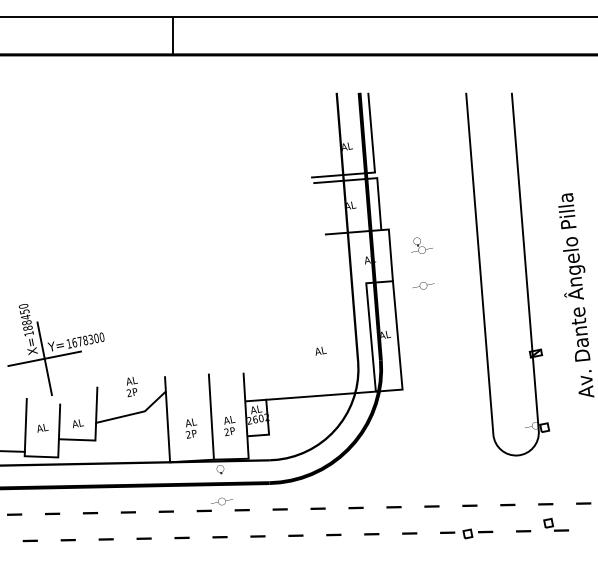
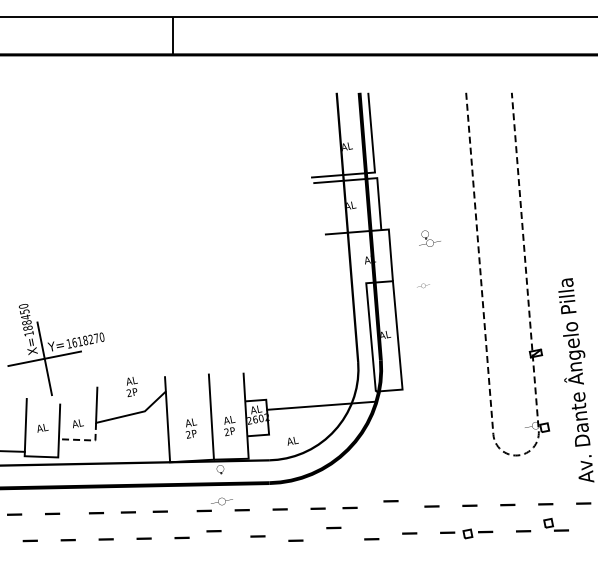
part position: (421, 245) -> (429, 238) (429, 238)
part size: 23x8 px -> 13x6 px (423, 285)
text position: (576, 295) -> (576, 380) (576, 380)
text: 1678300 -> 1618270 (87, 339)
text position: (320, 351) -> (292, 441) (292, 441)
line position: (320, 395) -> (321, 405) (321, 405)
line: solid -> dashed (86, 440)
line: solid -> dashed (517, 455)
part position: (355, 507) -> (349, 507) (349, 507)
line position: (393, 507) -> (390, 501) (390, 501)
line position: (165, 511) -> (159, 511) (159, 511)
line position: (90, 513) -> (96, 513) (96, 513)
part position: (333, 534) -> (333, 527) (333, 527)
line position: (371, 534) -> (371, 539) (371, 539)
line position: (295, 535) -> (295, 540) (295, 540)
line position: (219, 537) -> (213, 531) (213, 531)
